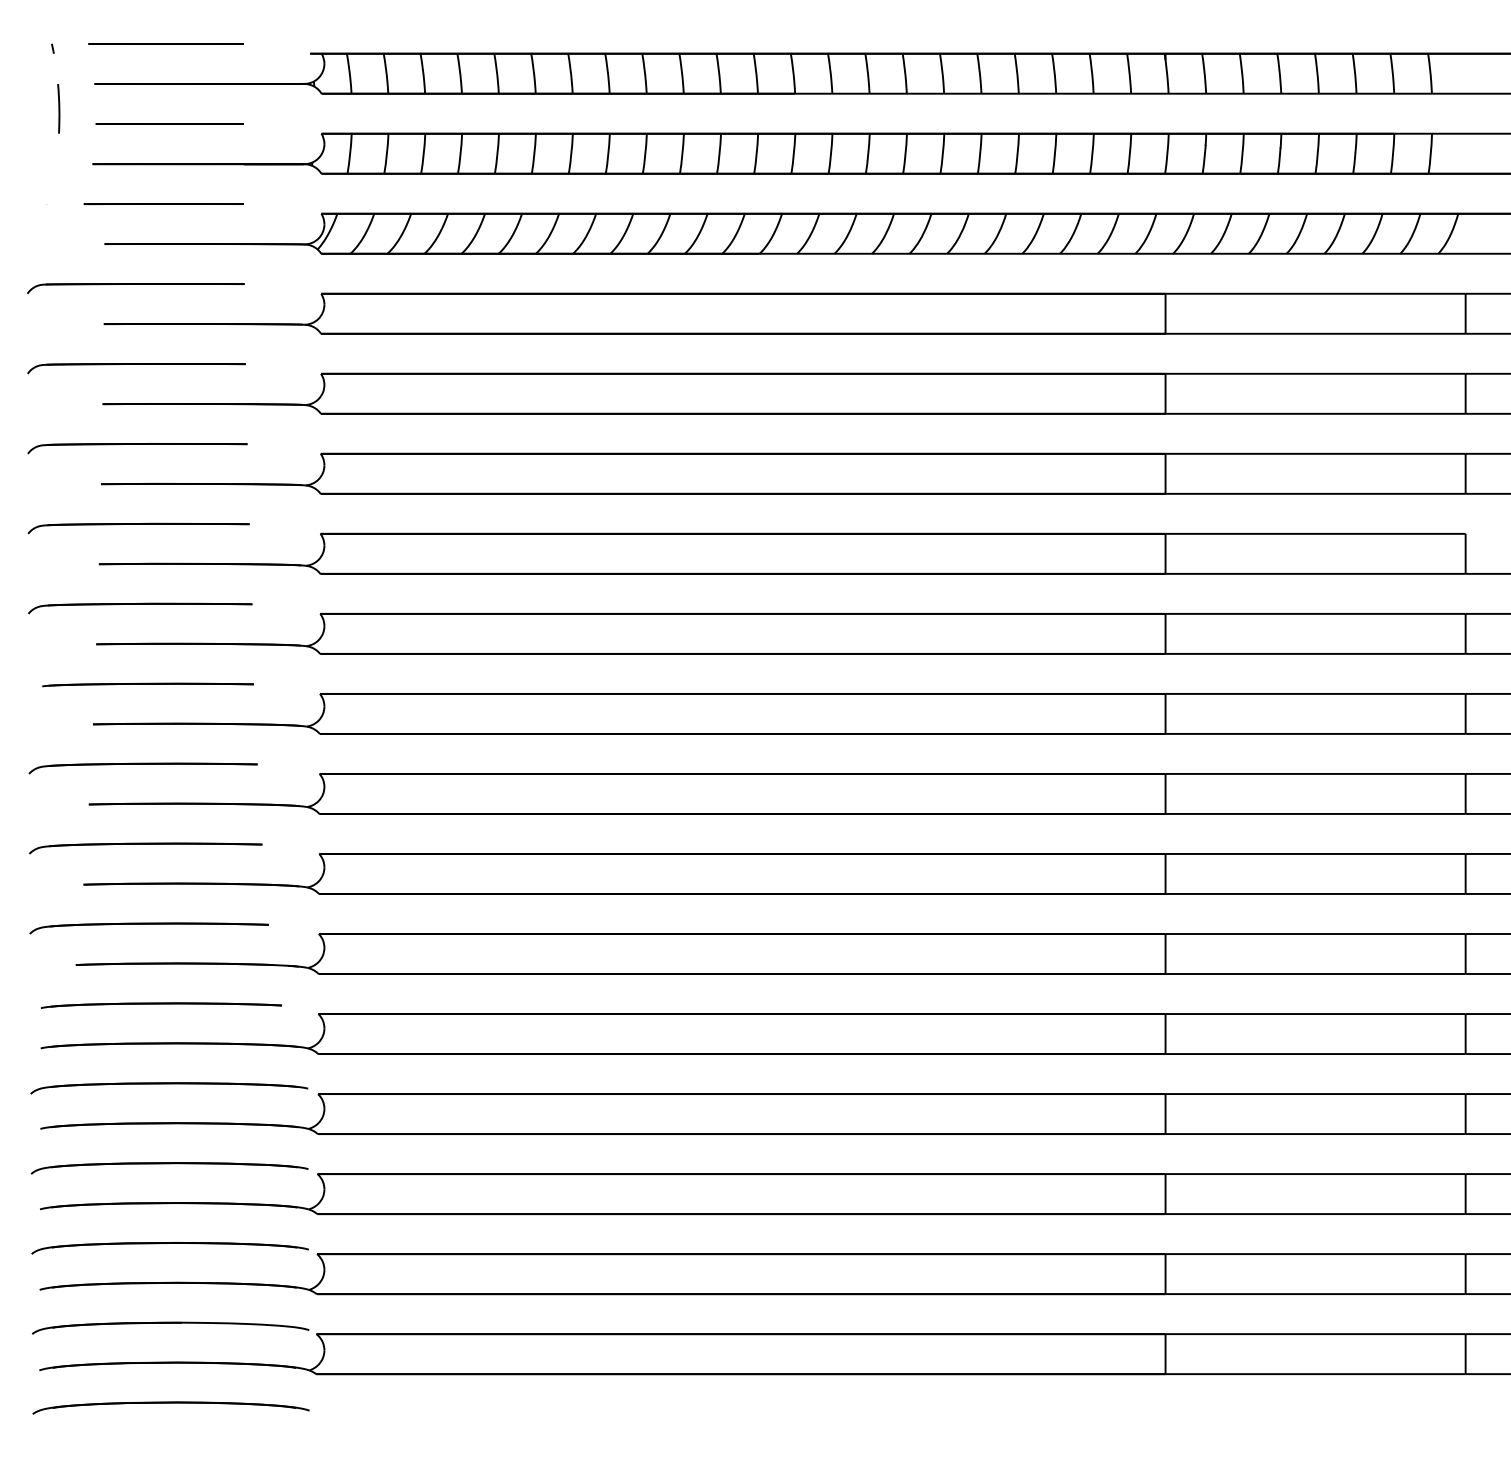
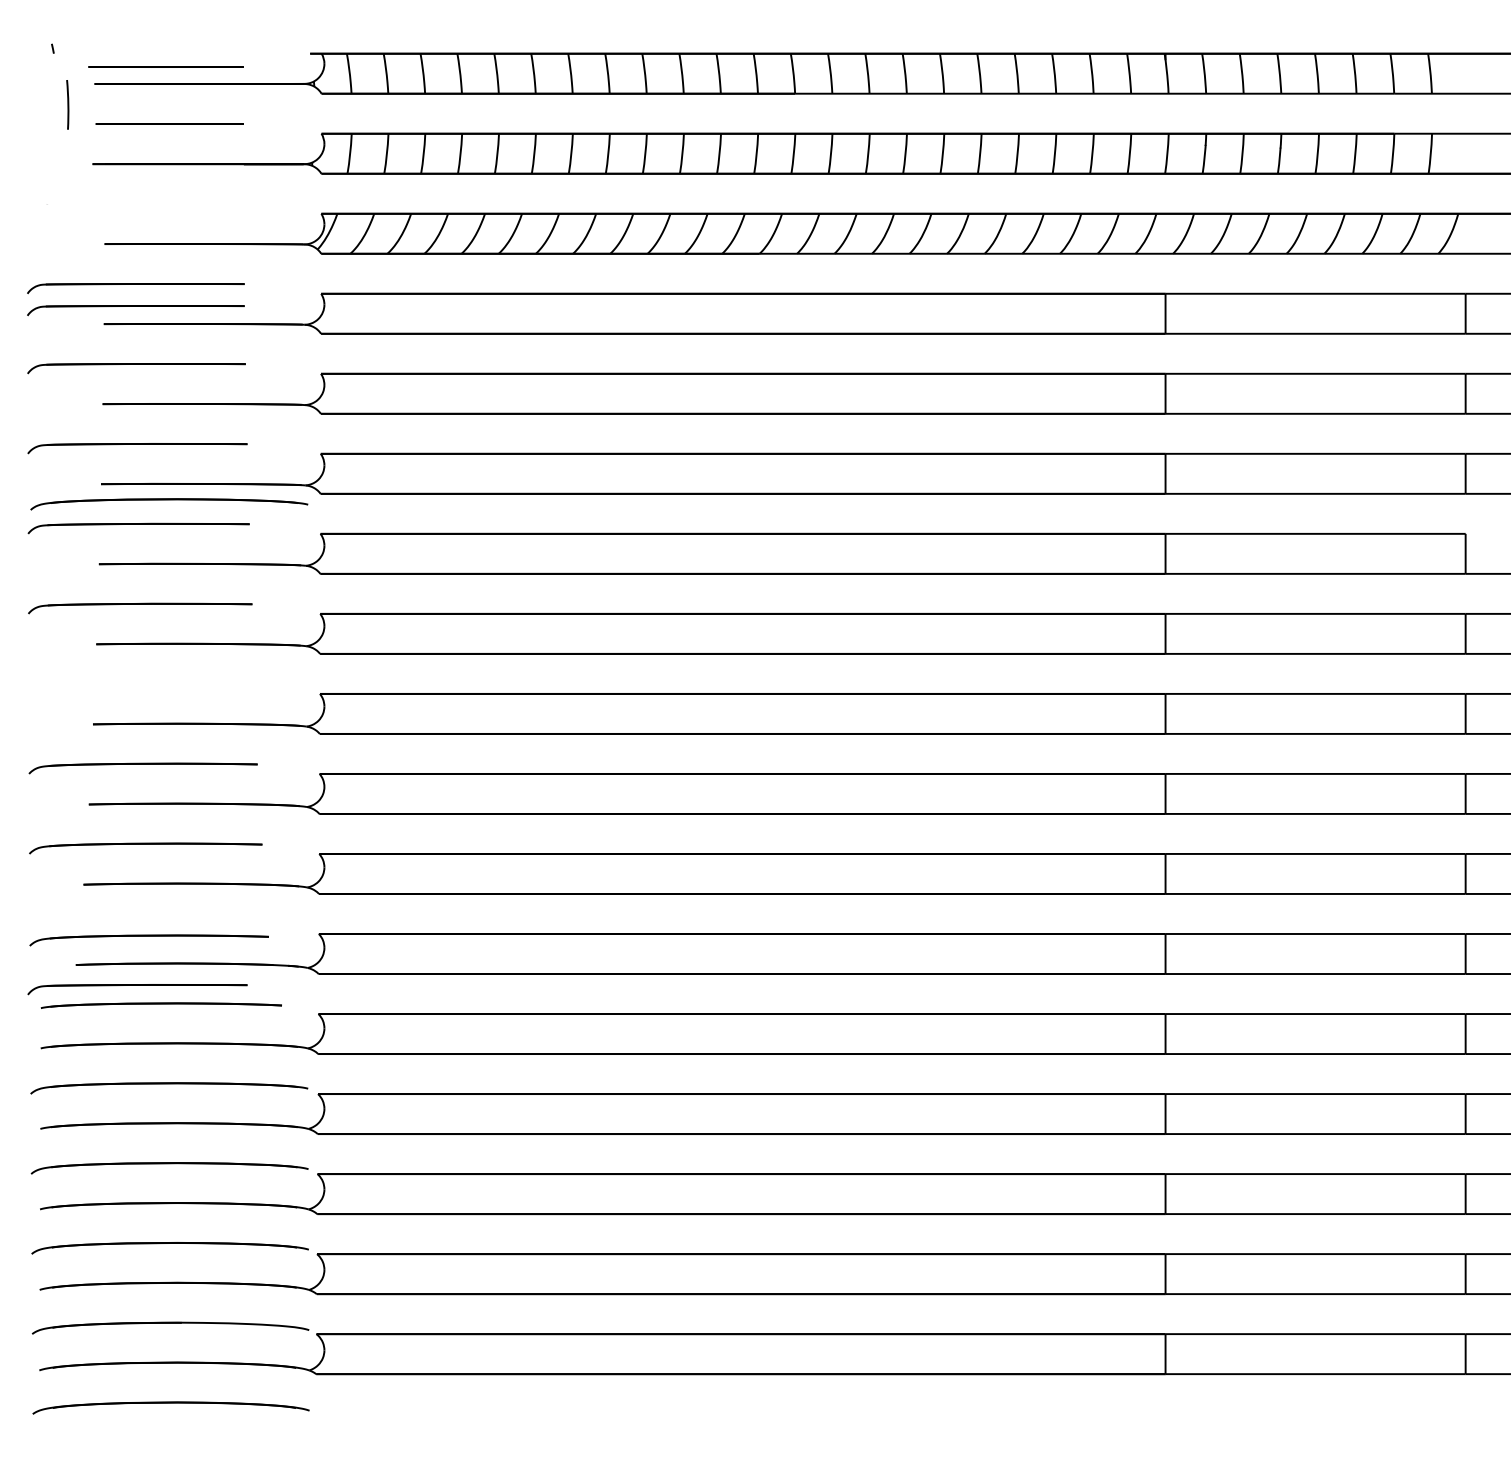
line position: (165, 43) -> (165, 66) (165, 66)
line position: (58, 108) -> (67, 104) (67, 104)
line: present -> none (163, 204)
part: none -> present (135, 310)
part: none -> present (169, 504)
part: present -> none (147, 684)
part position: (148, 928) -> (148, 940) (148, 940)
part: none -> present (137, 989)
